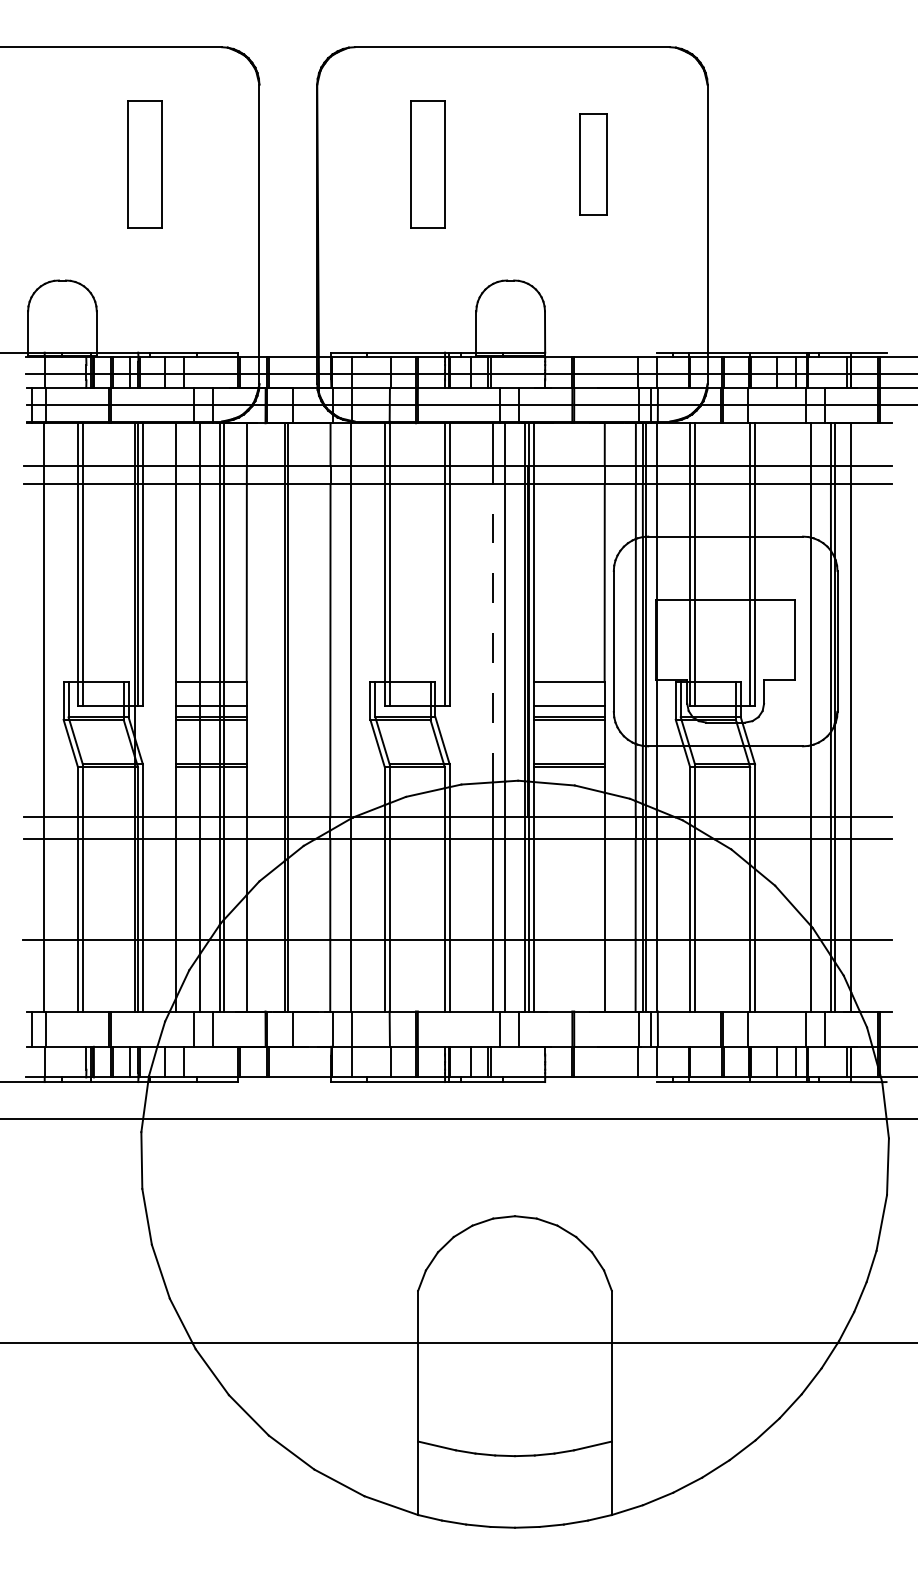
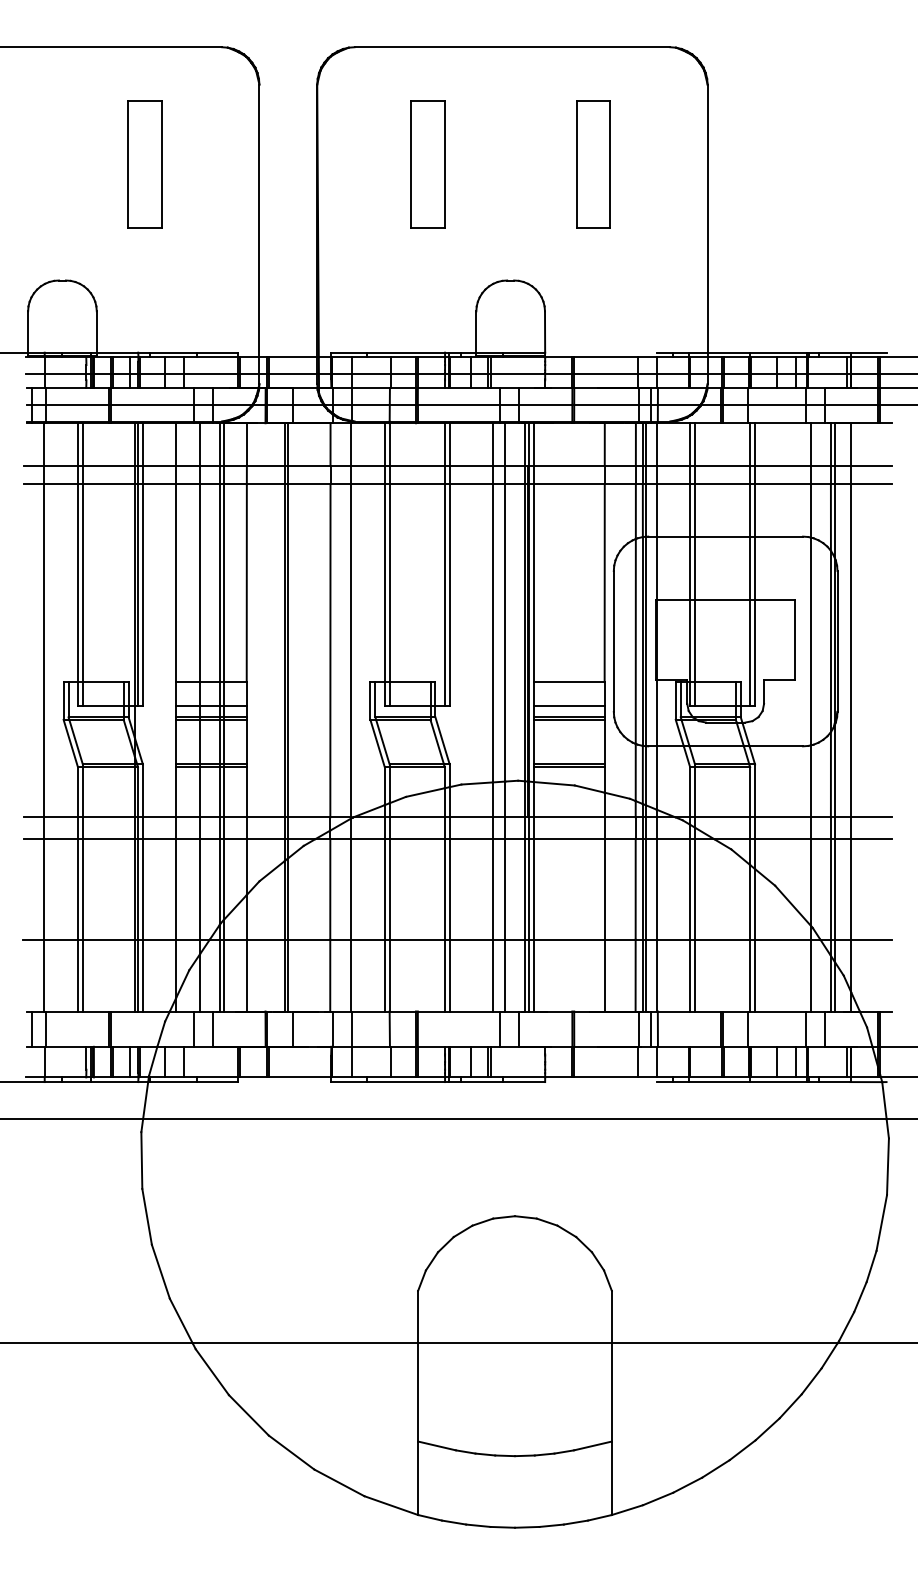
part size: 29x103 px -> 35x129 px (593, 164)
line: dashed -> solid (492, 632)
